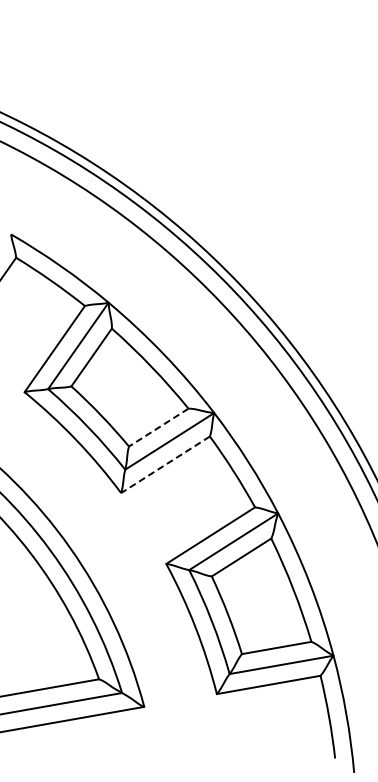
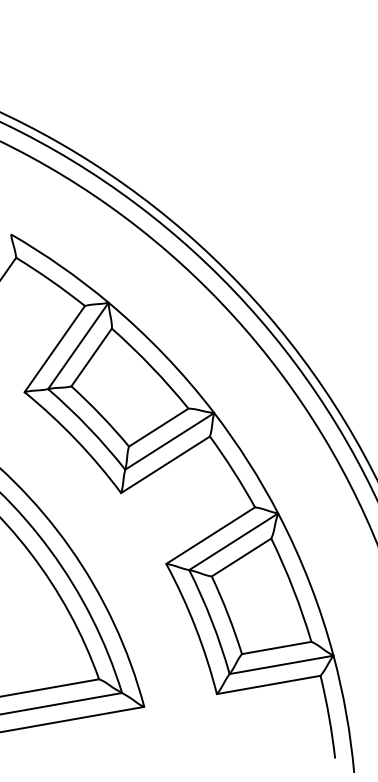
line: dashed -> solid (158, 427)
line: dashed -> solid (165, 464)
